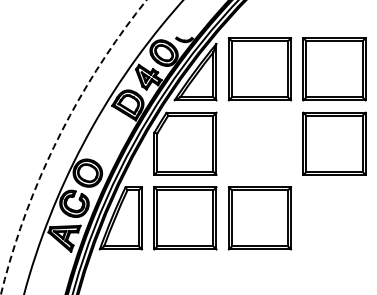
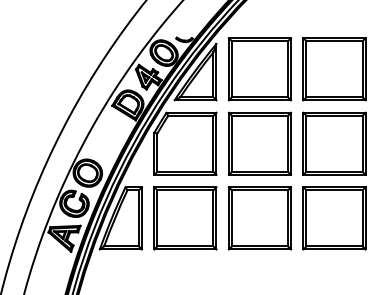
arc: dashed -> solid (58, 138)
part: none -> present (259, 143)
part: none -> present (334, 218)
